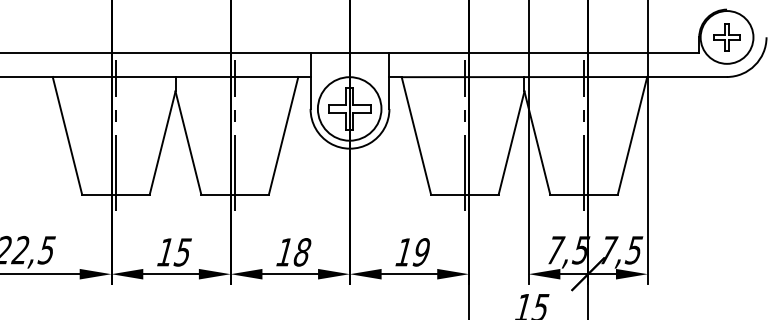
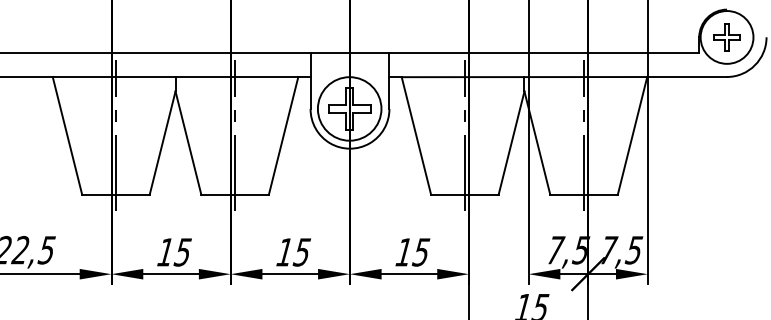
text: 18 -> 15 (301, 252)
text: 19 -> 15 (420, 252)
